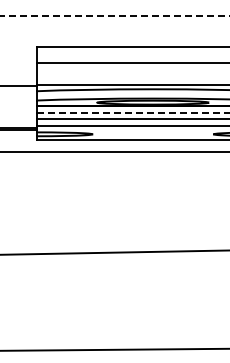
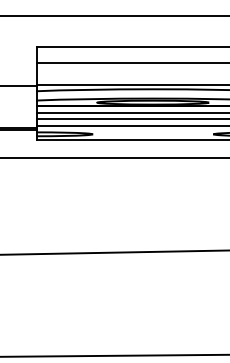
line: dashed -> solid (114, 16)
line: dashed -> solid (133, 112)
line position: (114, 152) -> (114, 158) (114, 158)
line position: (114, 349) -> (114, 355) (114, 355)
